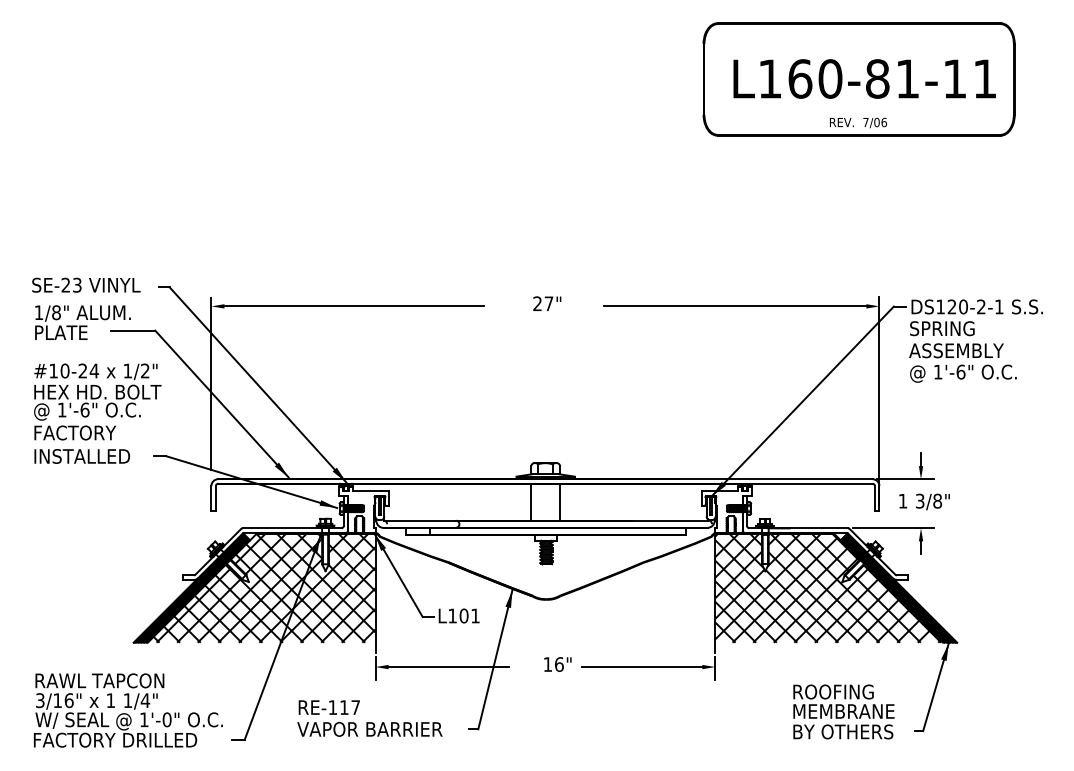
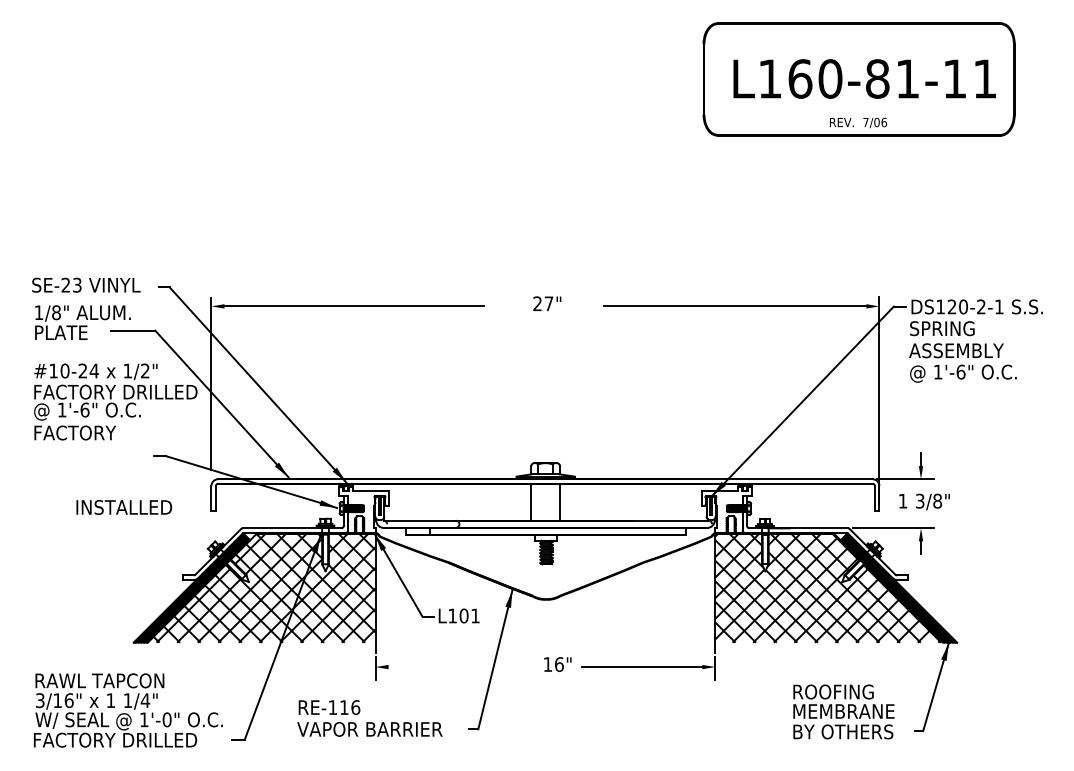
text: HEX HD. BOLT -> FACTORY DRILLED (116, 391)
text position: (82, 456) -> (124, 507) (124, 507)
line: present -> none (448, 667)
text: RE-117 -> RE-116 (355, 707)
